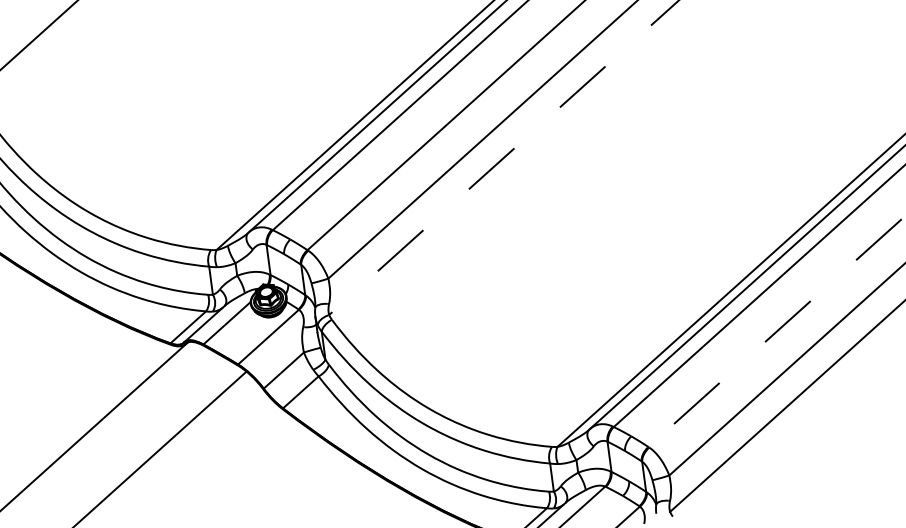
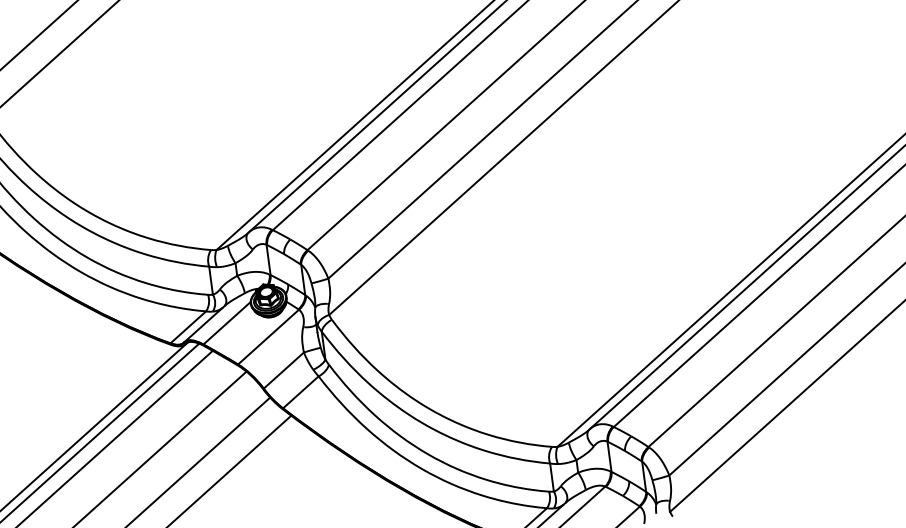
line: none -> present (59, 53)
line: dashed -> solid (503, 157)
line: dashed -> solid (776, 331)
line: none -> present (100, 432)
line: none -> present (115, 437)
line: none -> present (199, 460)
line: none -> present (230, 469)
